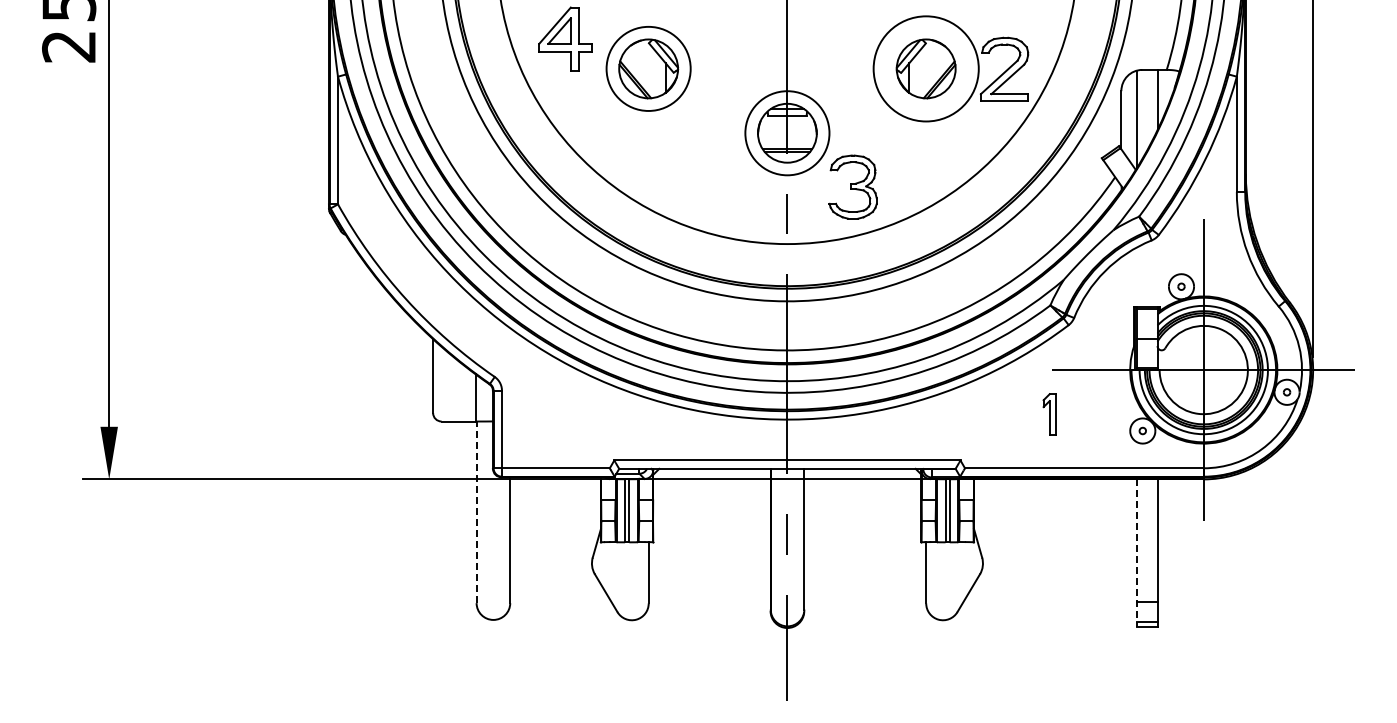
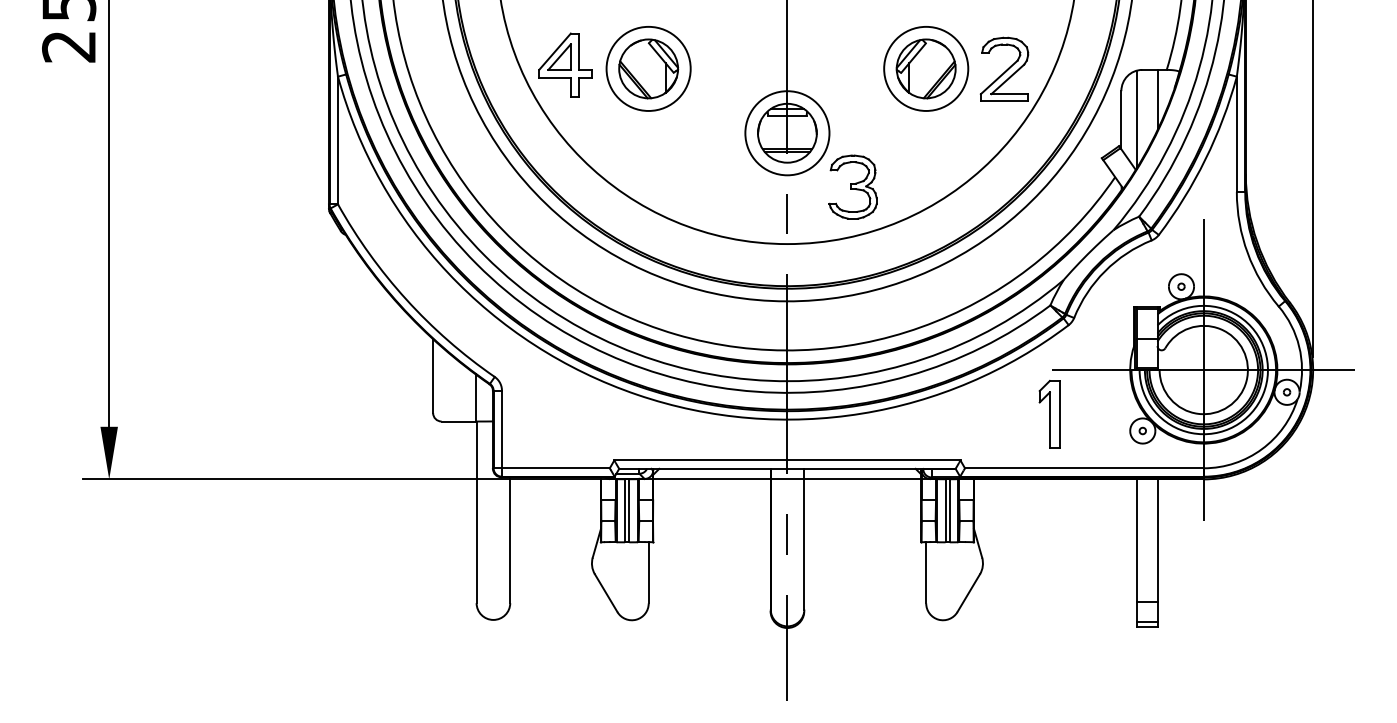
part position: (565, 38) -> (565, 64) (565, 64)
circle diameter: 105 px -> 84 px (926, 68)
part size: 15x43 px -> 23x70 px (1049, 413)
line: dashed -> solid (476, 512)
line: dashed -> solid (1136, 552)
